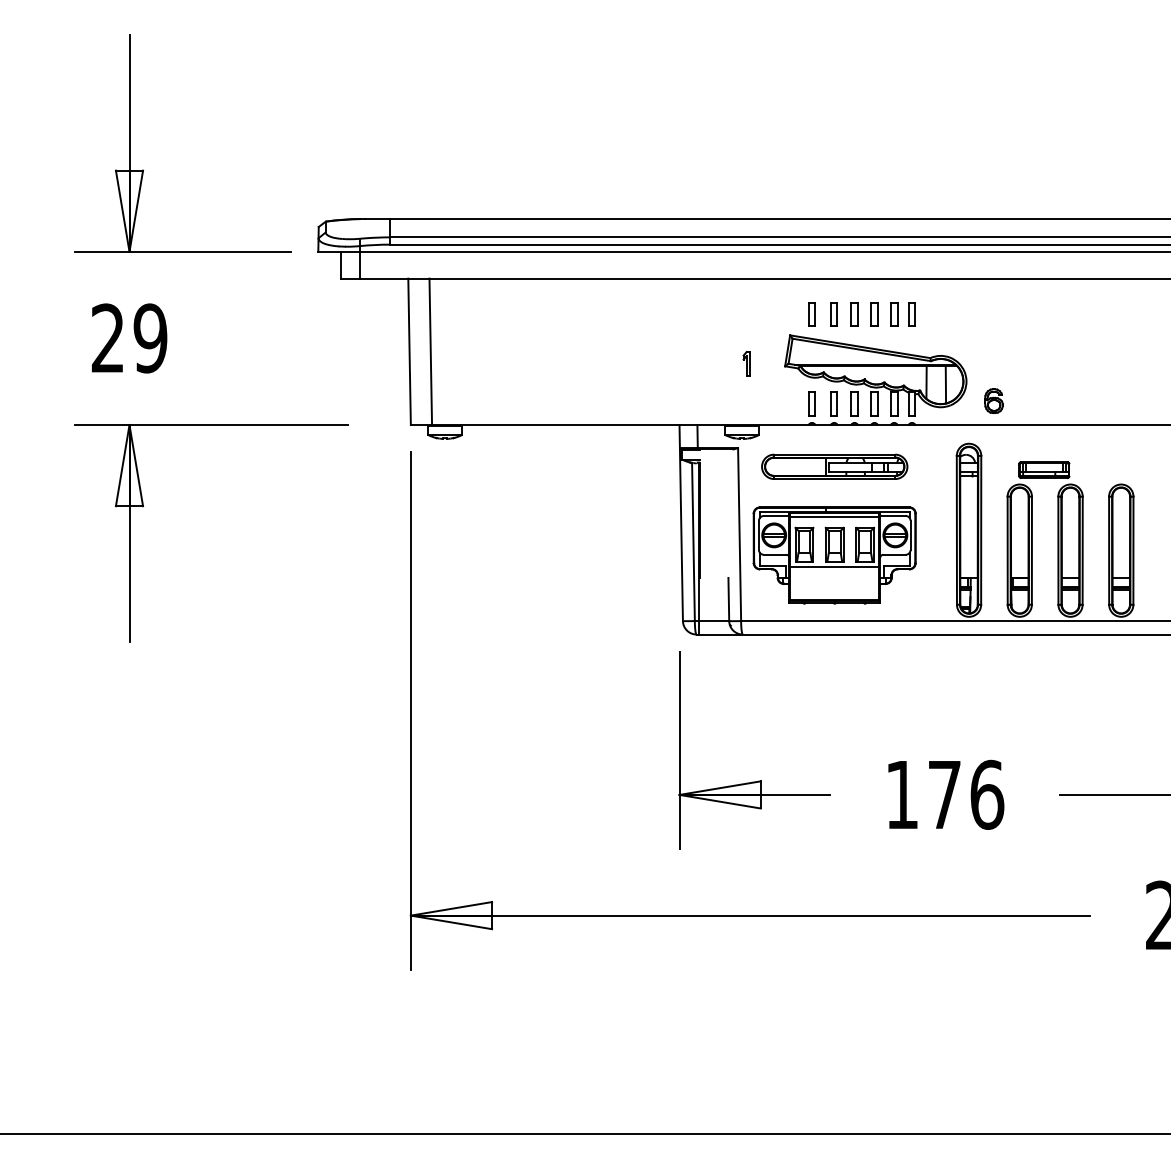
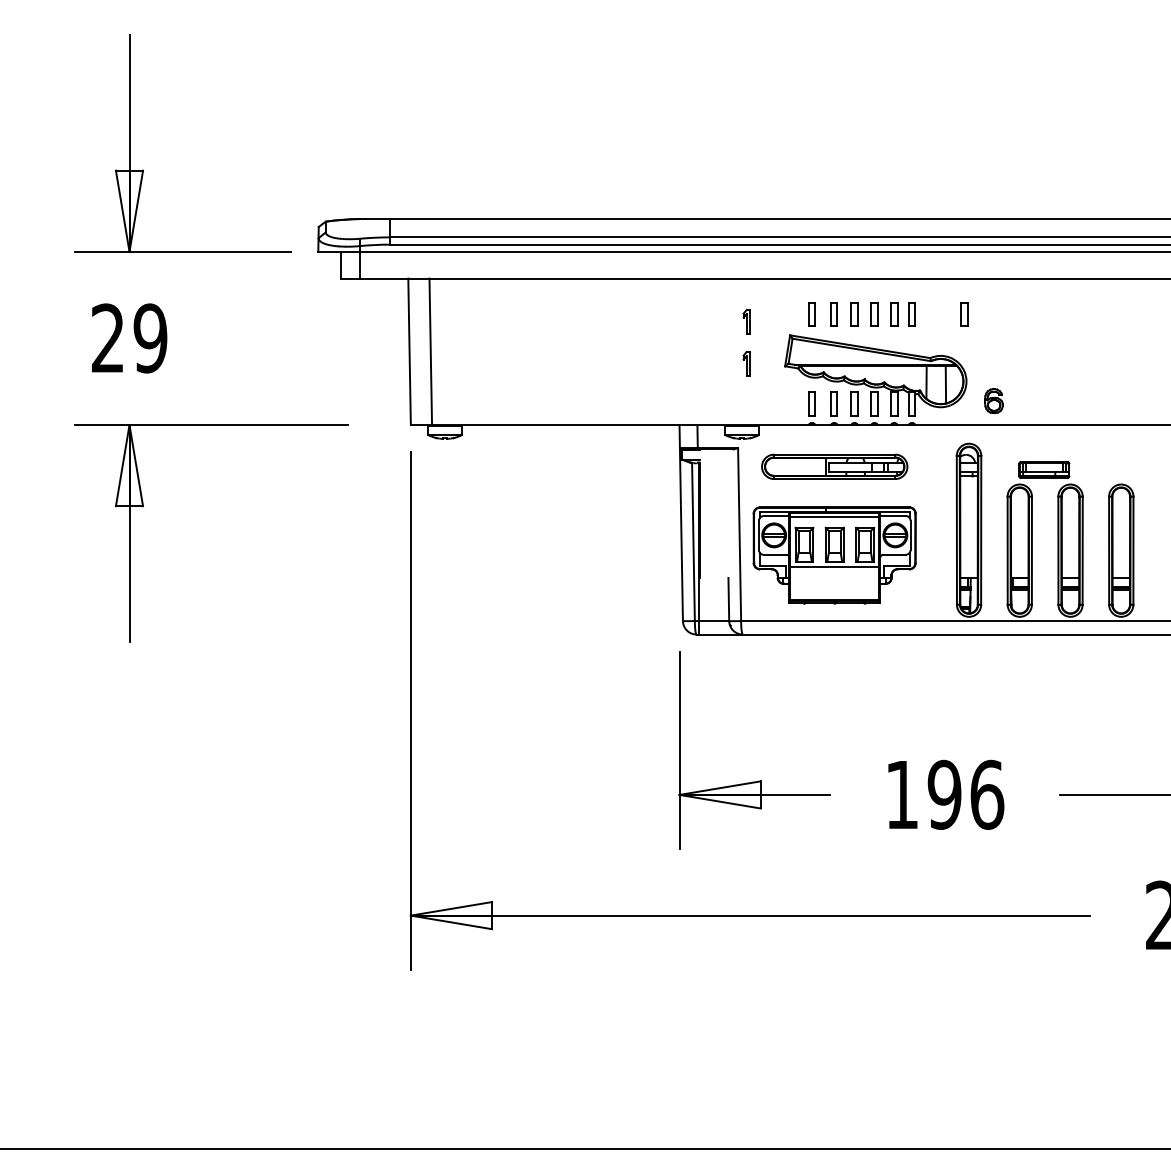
part: none -> present (964, 314)
part: none -> present (746, 321)
text: 176 -> 196 (944, 794)
line position: (584, 1133) -> (584, 1148) (584, 1148)
